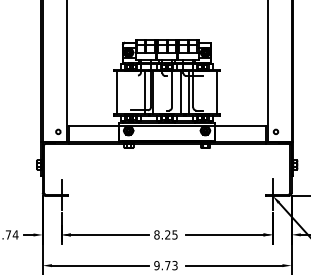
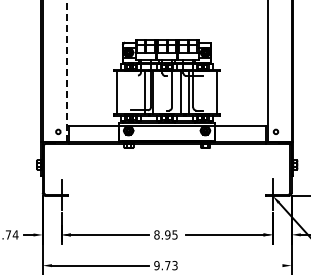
line: solid -> dashed (66, 71)
text: 8.25 -> 8.95 (167, 234)
line: present -> none (233, 265)
